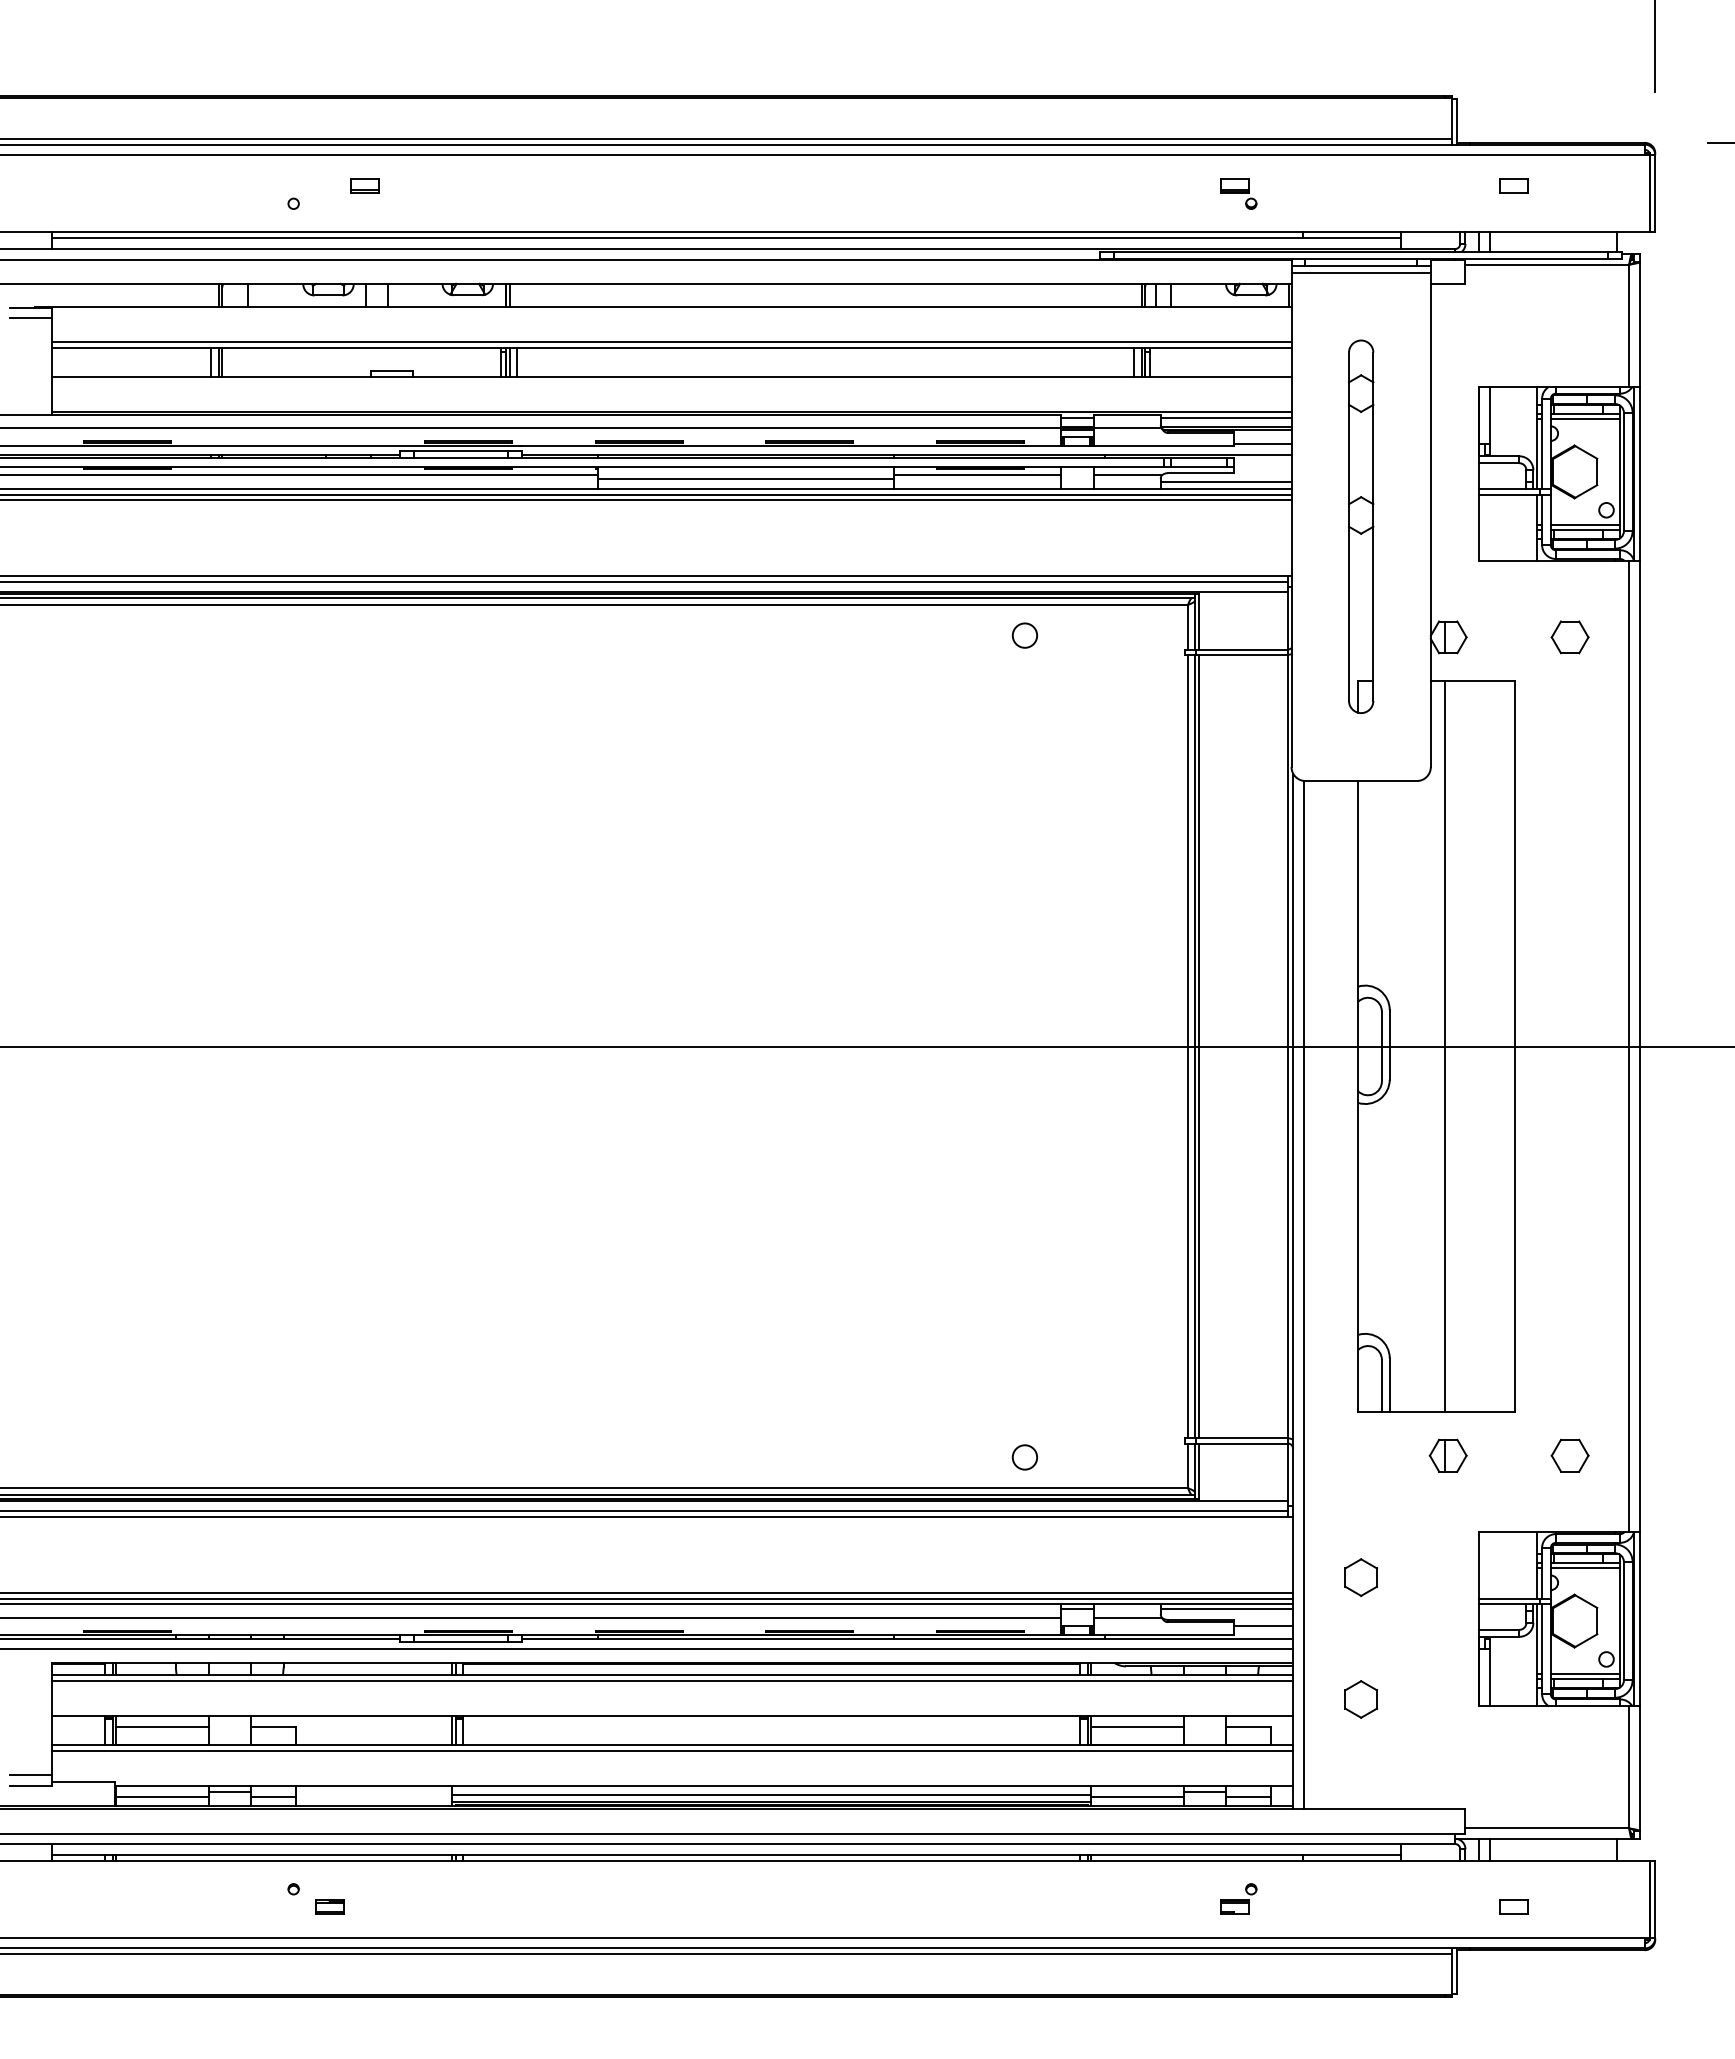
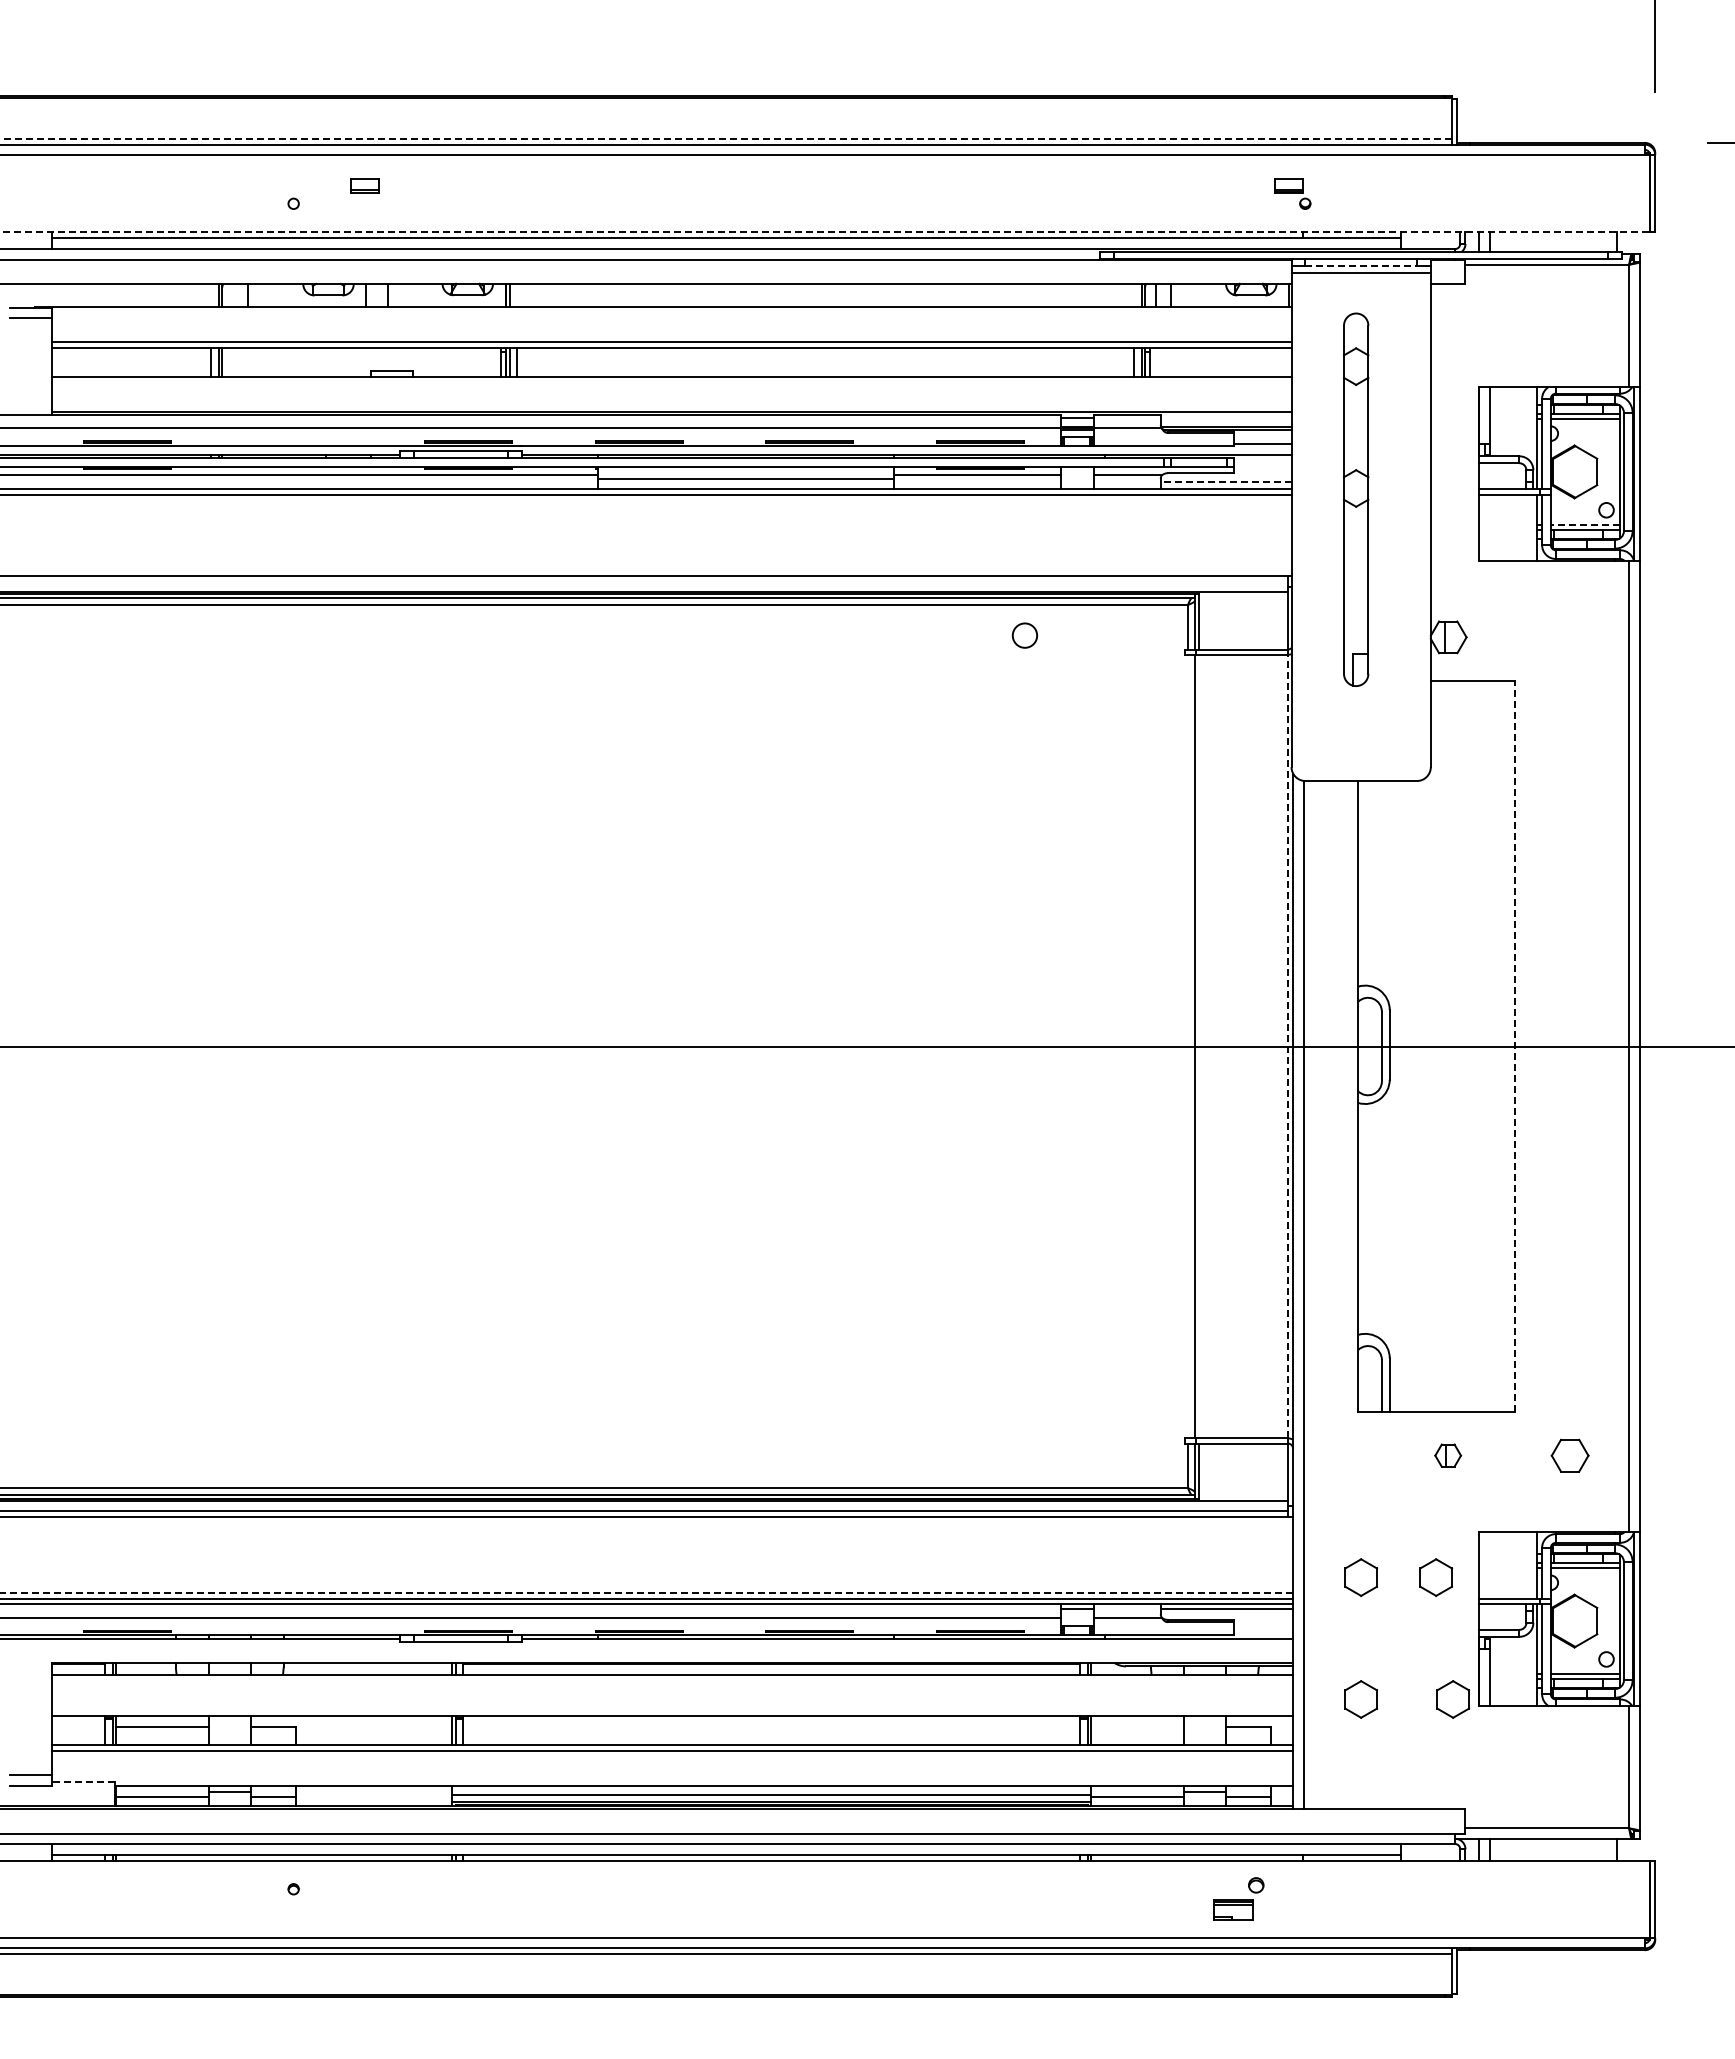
line: solid -> dashed (725, 139)
part: present -> none (1513, 185)
part position: (1238, 193) -> (1292, 193) (1292, 193)
line: solid -> dashed (825, 231)
line: solid -> dashed (1361, 265)
line: present -> none (1225, 417)
line: solid -> dashed (1225, 482)
line: present -> none (646, 499)
line: solid -> dashed (1585, 525)
part position: (1361, 526) -> (1356, 499) (1356, 499)
line: present -> none (644, 581)
part: present -> none (1569, 637)
line: present -> none (1187, 1046)
line: present -> none (1199, 1046)
line: solid -> dashed (1287, 1046)
line: present -> none (1444, 1046)
line: solid -> dashed (1515, 1046)
part size: 40x35 px -> 29x25 px (1448, 1455)
circle: present -> none (1024, 1457)
part: none -> present (1436, 1577)
line: solid -> dashed (646, 1593)
line: present -> none (1263, 1626)
line: present -> none (647, 1648)
line: present -> none (672, 1681)
part: none -> present (1452, 1699)
line: present -> none (1137, 1727)
line: solid -> dashed (83, 1782)
part size: 38x32 px -> 52x44 px (1238, 1898)
part: present -> none (329, 1906)
part: present -> none (1513, 1906)
